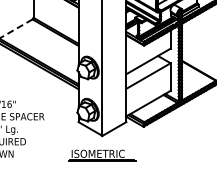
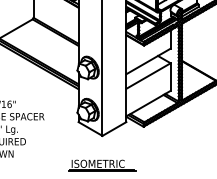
line: dashed -> solid (16, 28)
part position: (102, 155) -> (102, 165) (102, 165)
